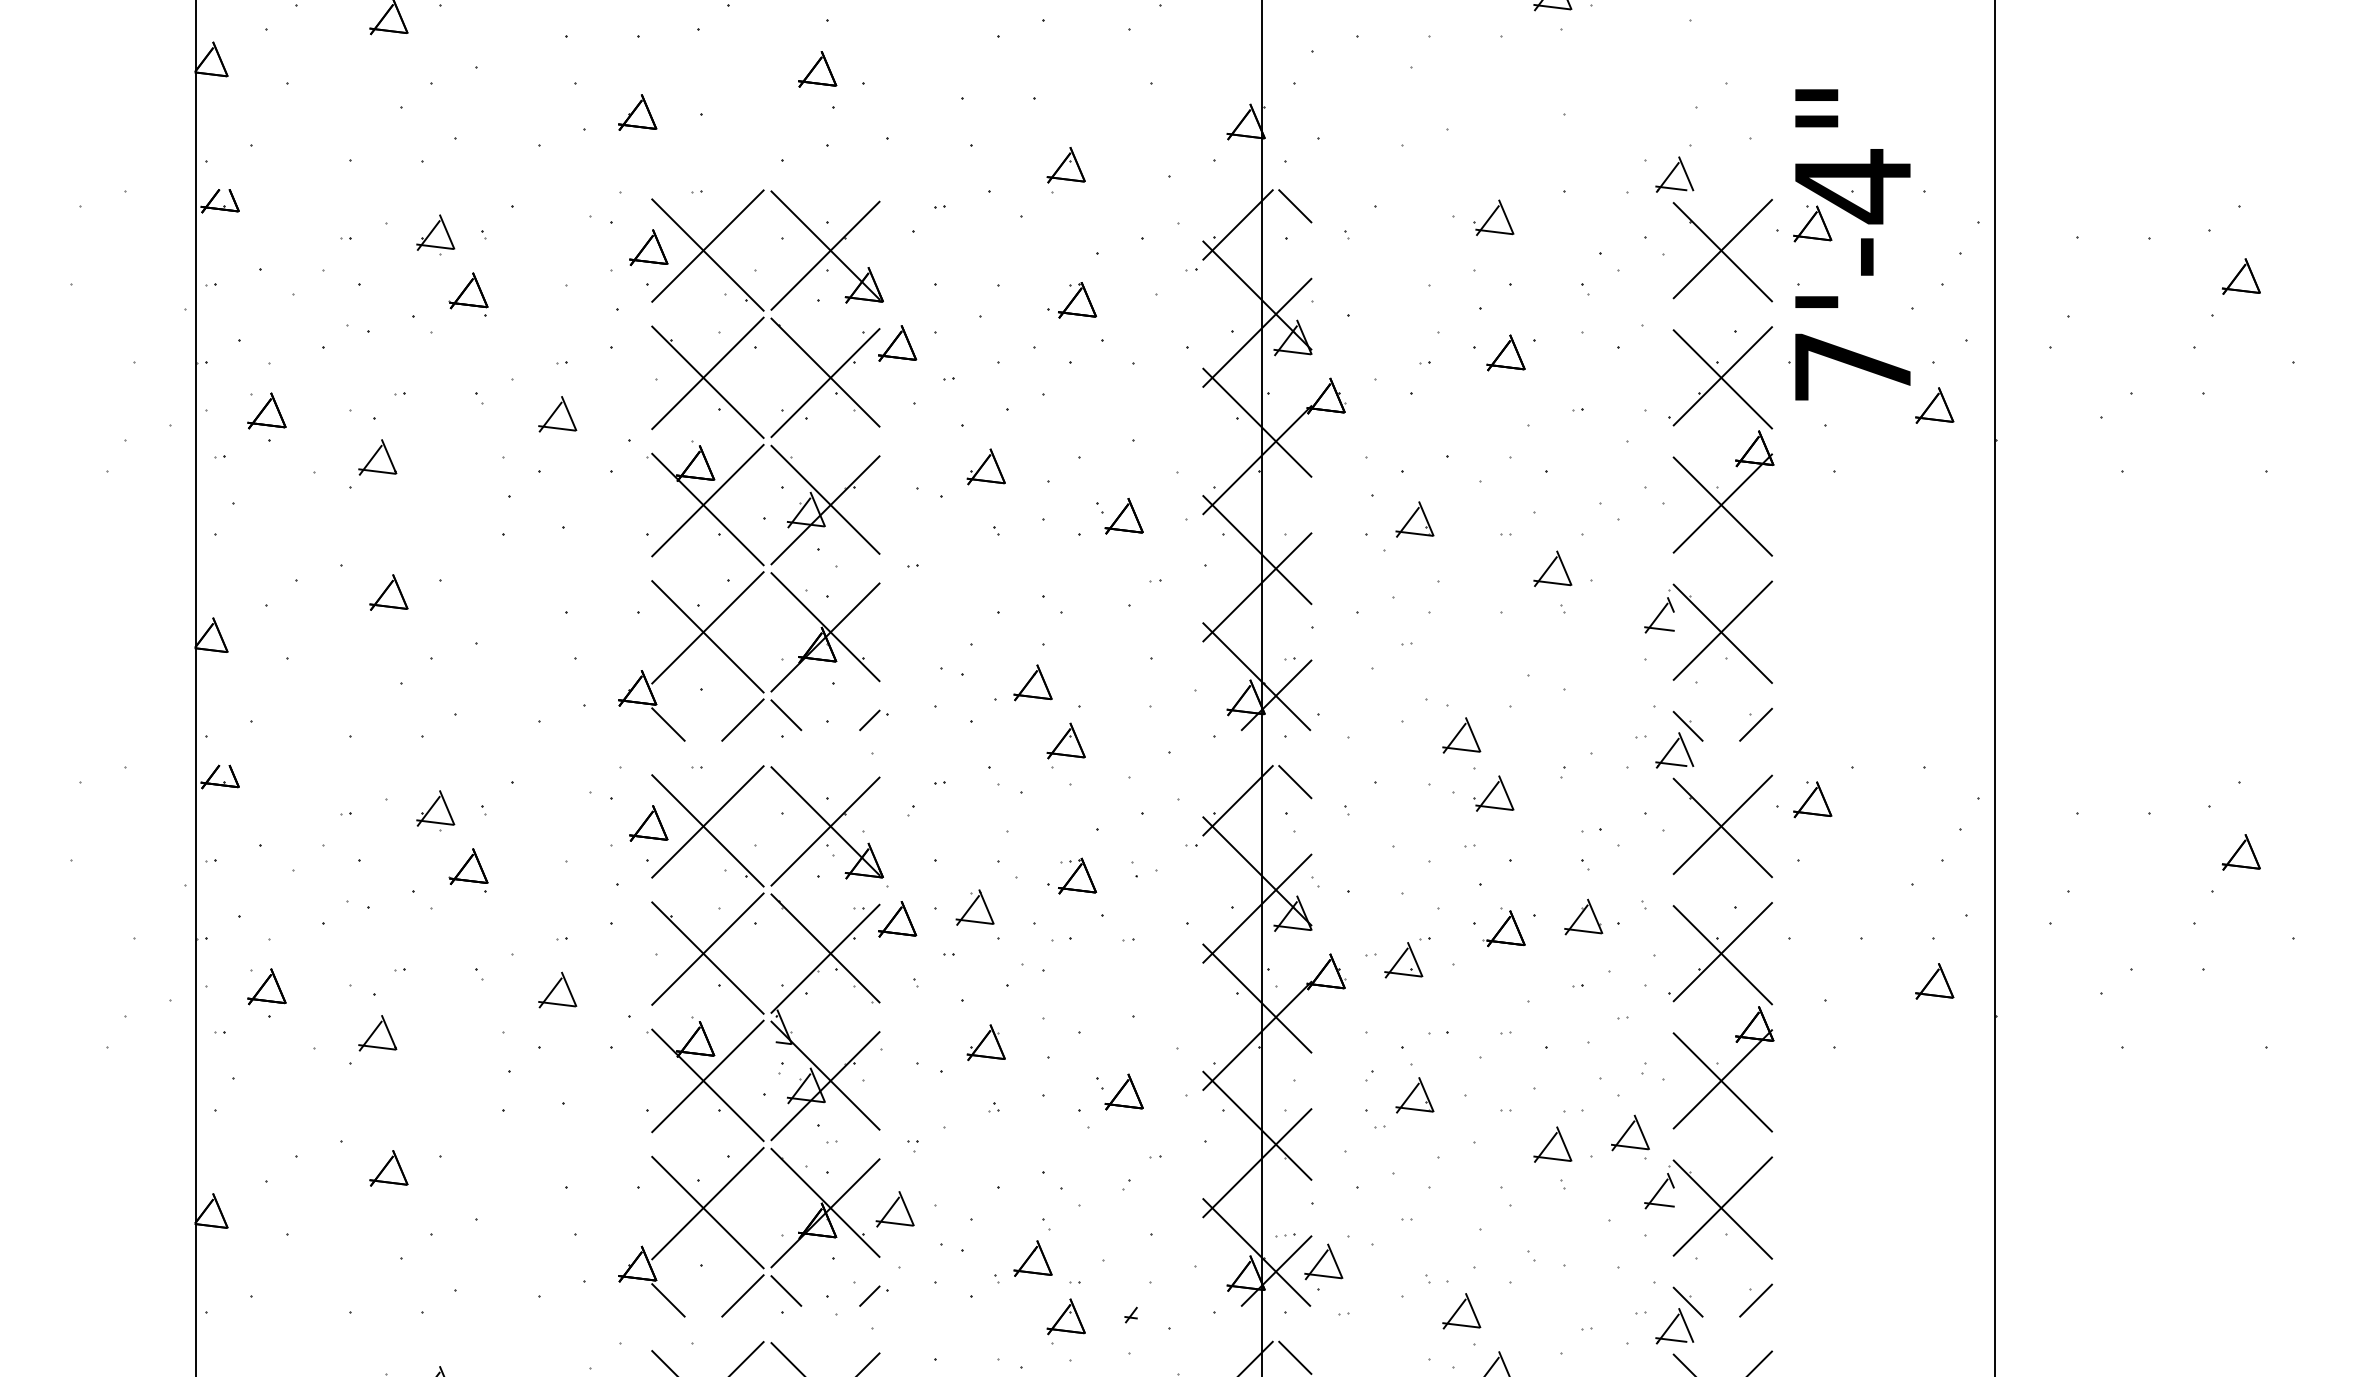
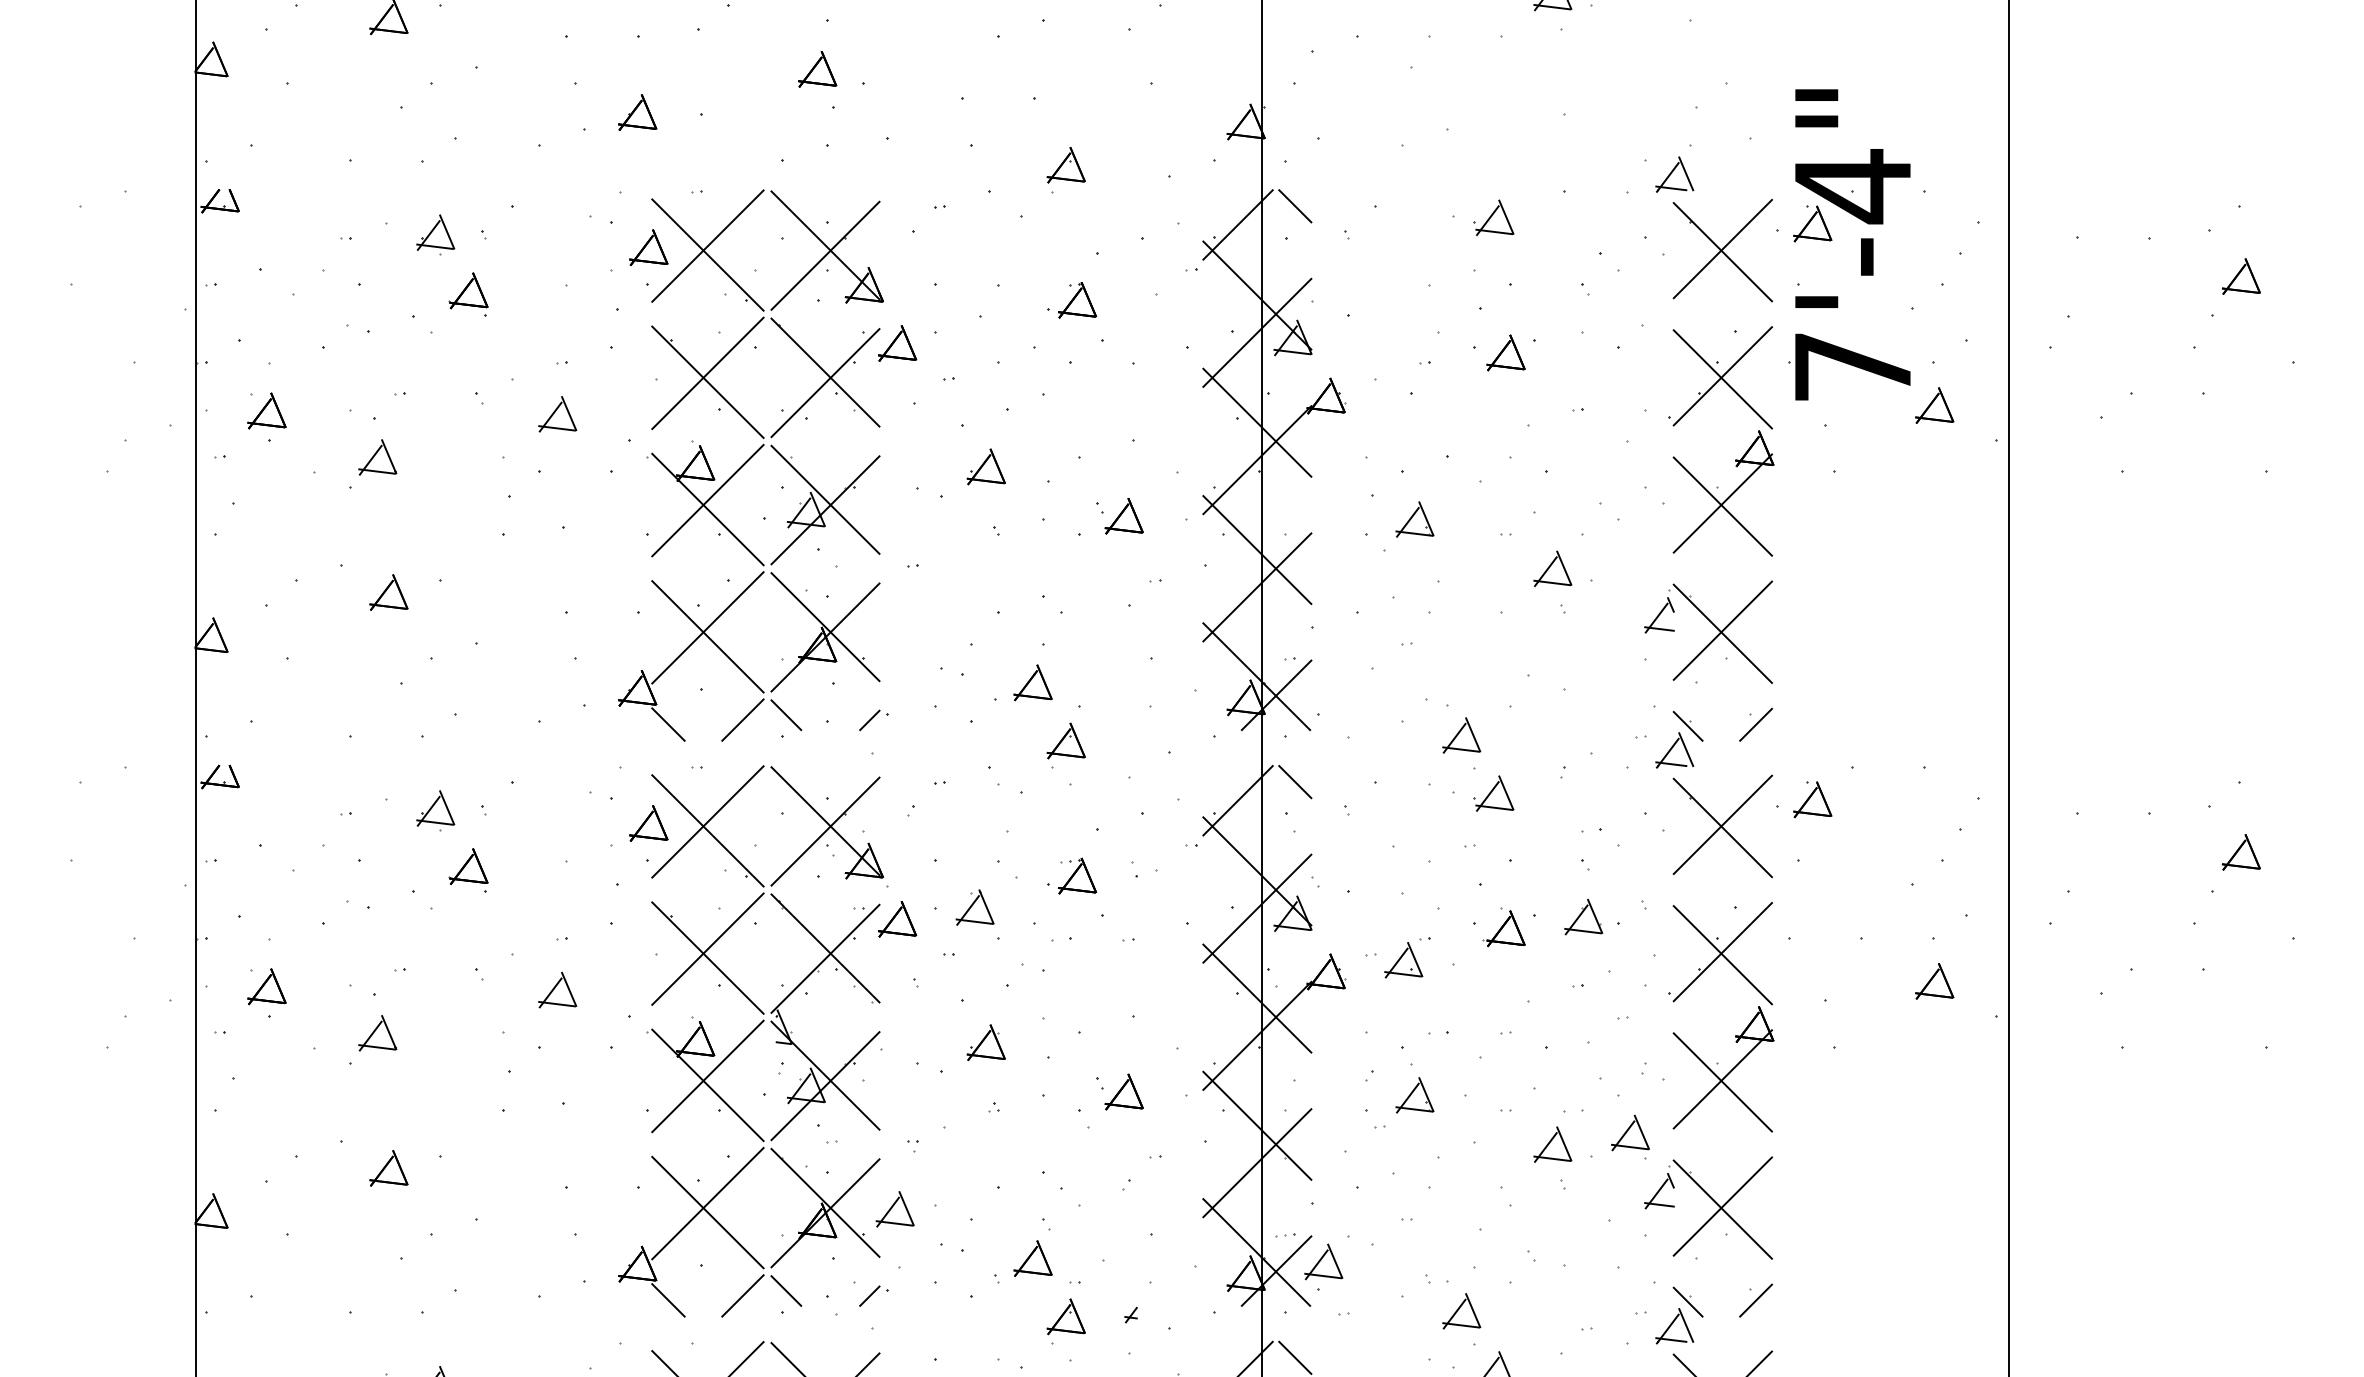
line position: (1995, 687) -> (2009, 687) (2009, 687)
